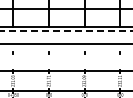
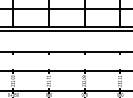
line: dashed -> solid (66, 31)
line position: (65, 43) -> (65, 51) (65, 51)
